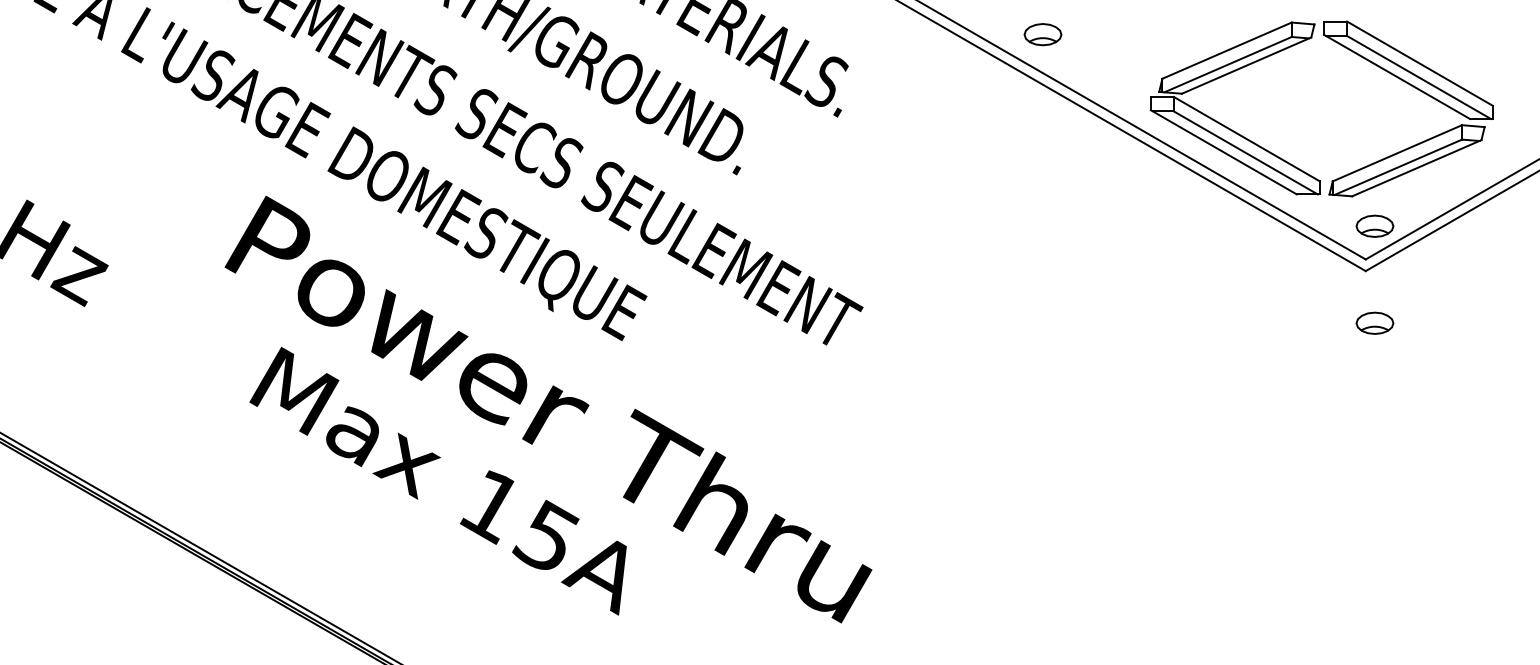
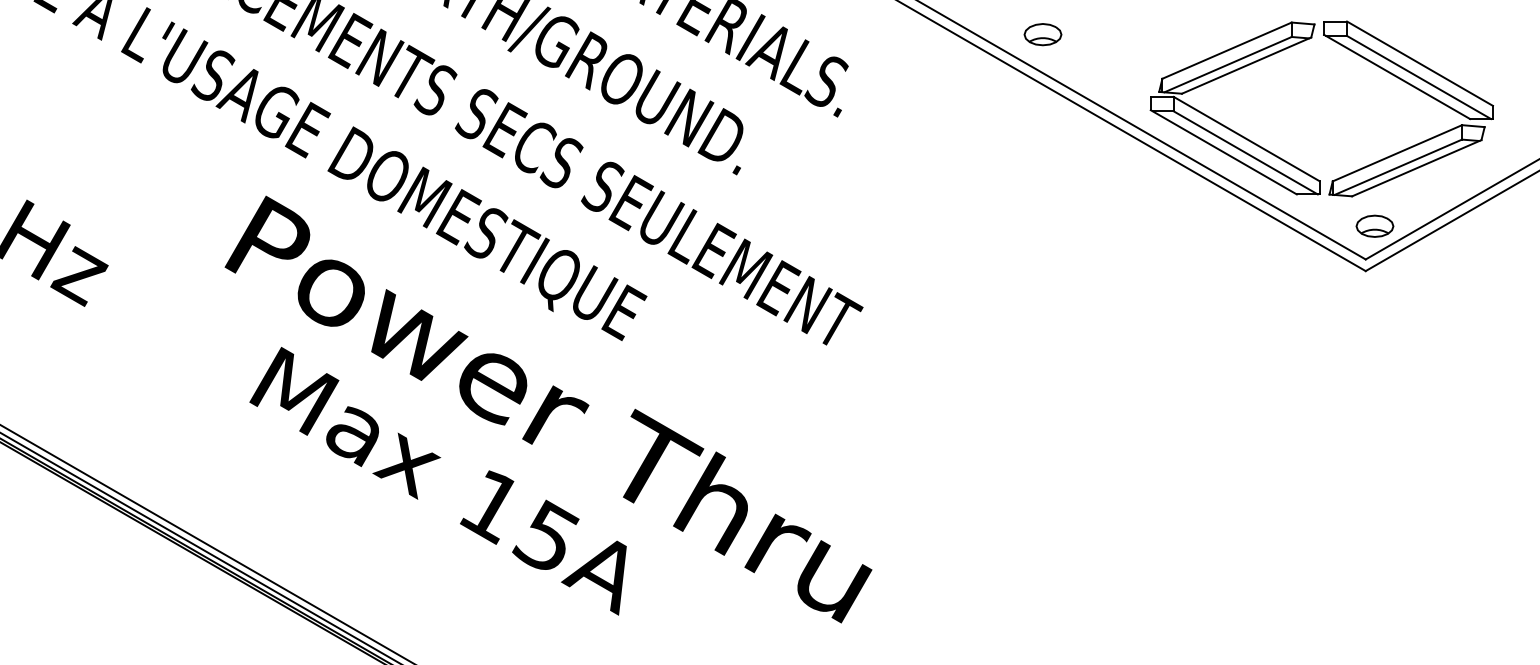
part: present -> none (1374, 322)
line: none -> present (206, 543)
